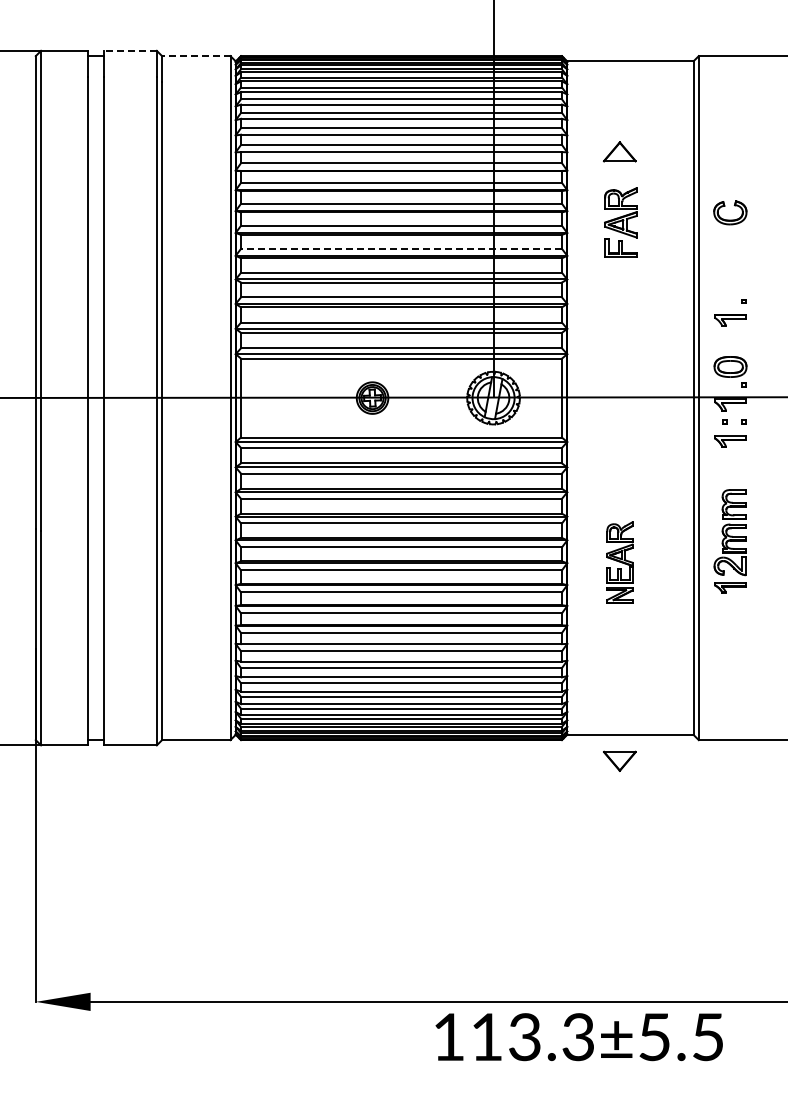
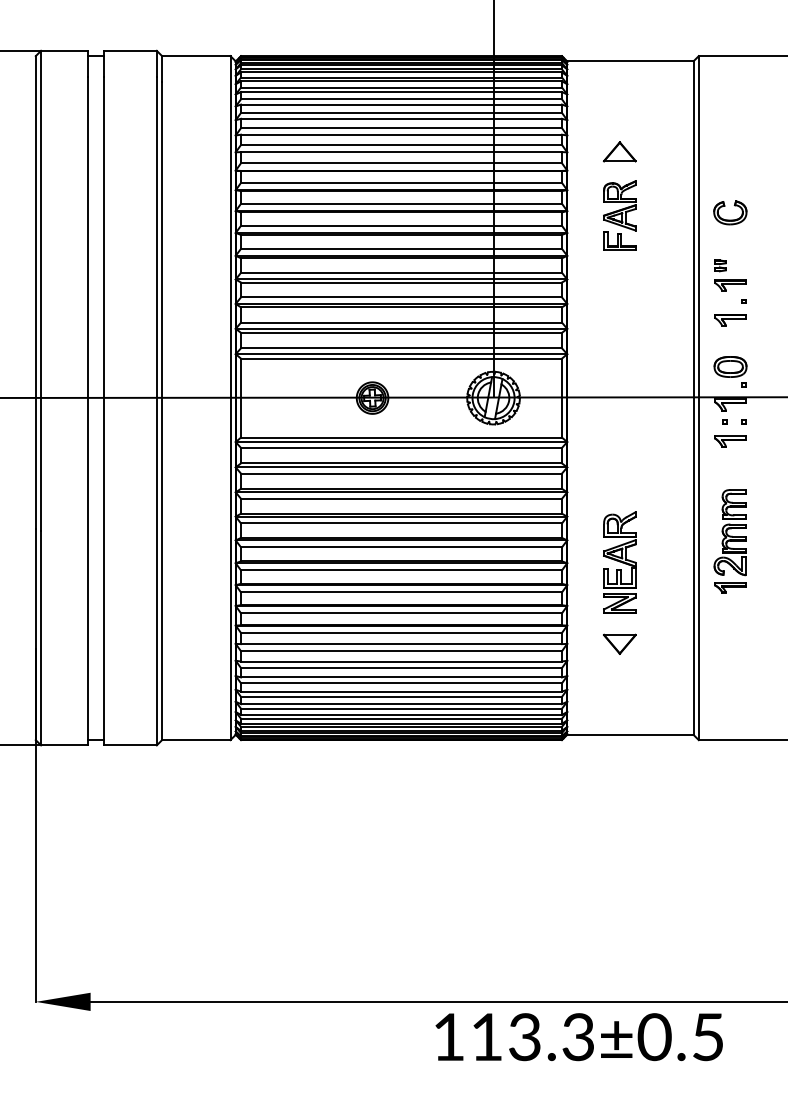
line: dashed -> solid (130, 50)
line: dashed -> solid (195, 56)
part position: (620, 222) -> (619, 215) (619, 215)
line: dashed -> solid (401, 248)
part: none -> present (730, 275)
part size: 28x83 px -> 34x103 px (619, 562)
part position: (619, 760) -> (619, 643) (619, 643)
text: 113.3±5.5 -> 113.3±0.5 (654, 1037)
